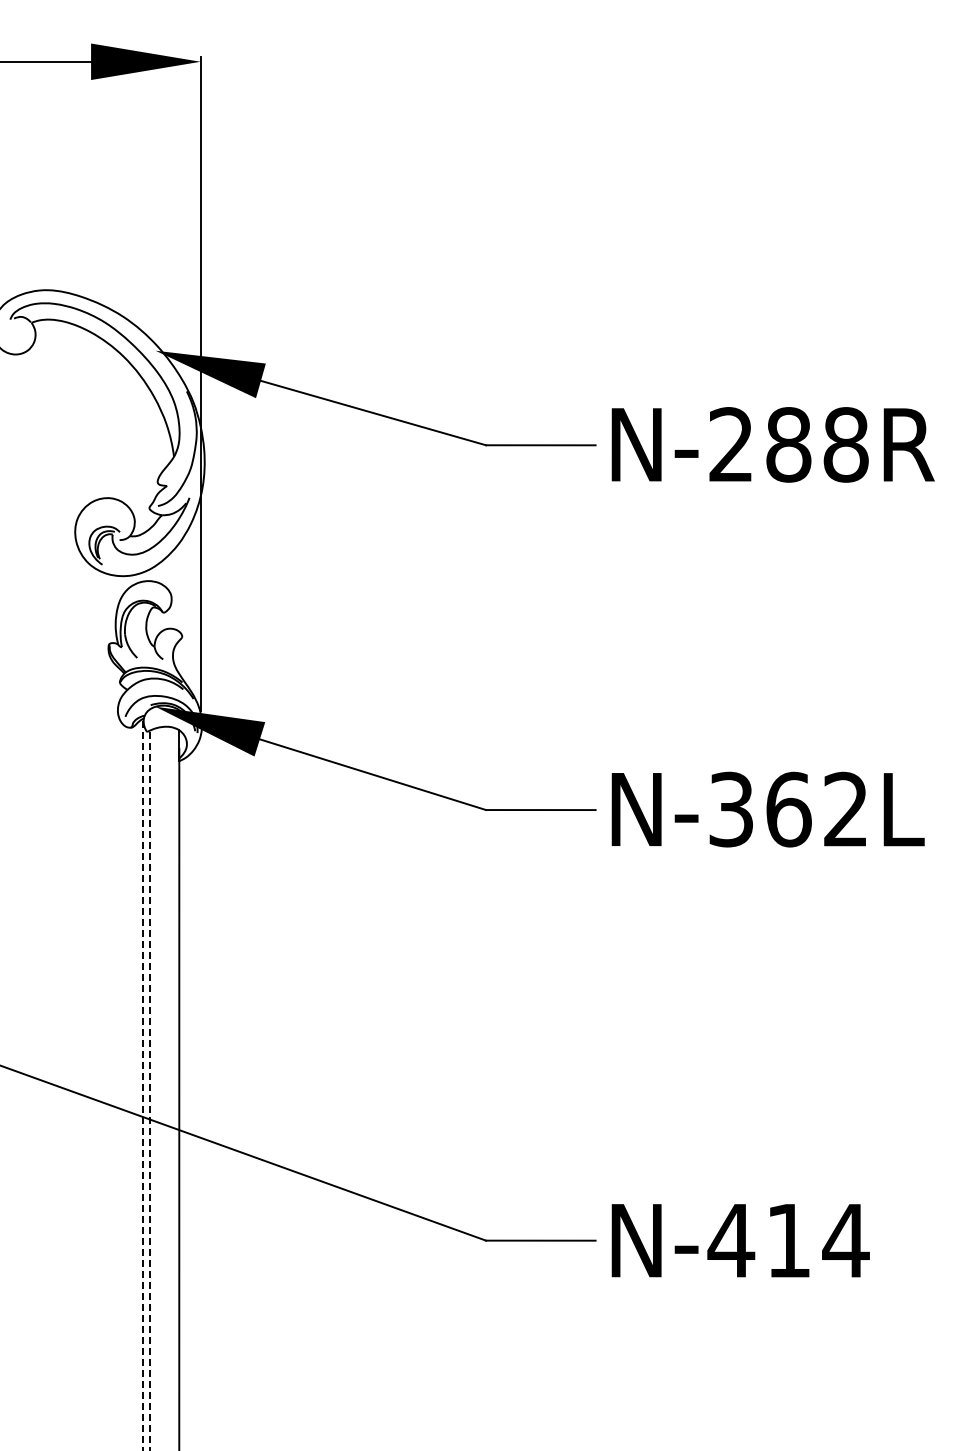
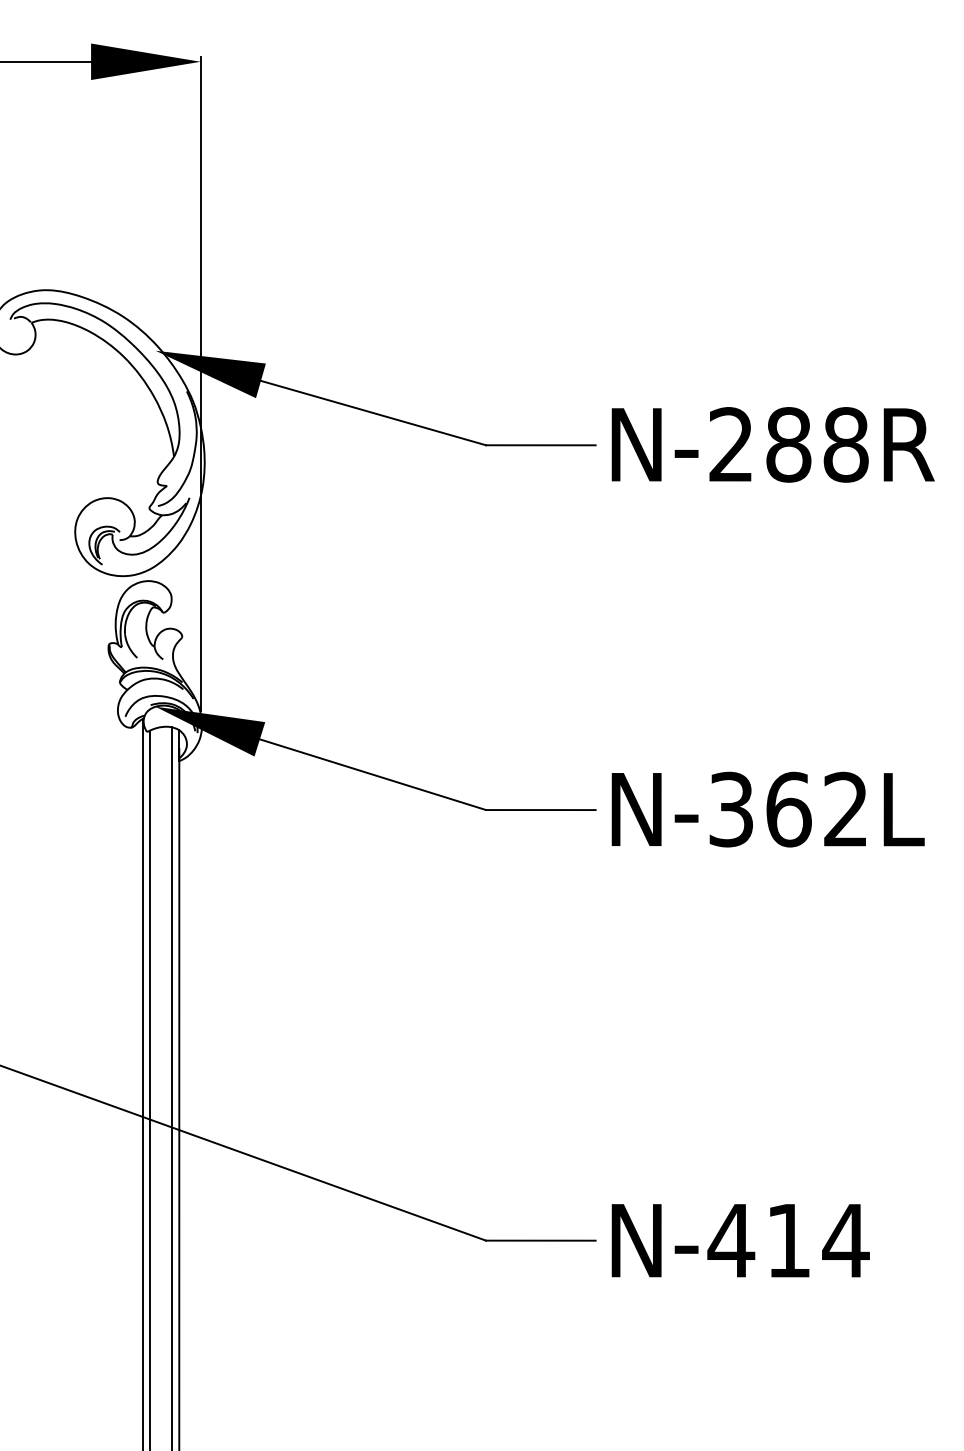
line: dashed -> solid (142, 1084)
line: none -> present (172, 1087)
line: dashed -> solid (150, 1090)
